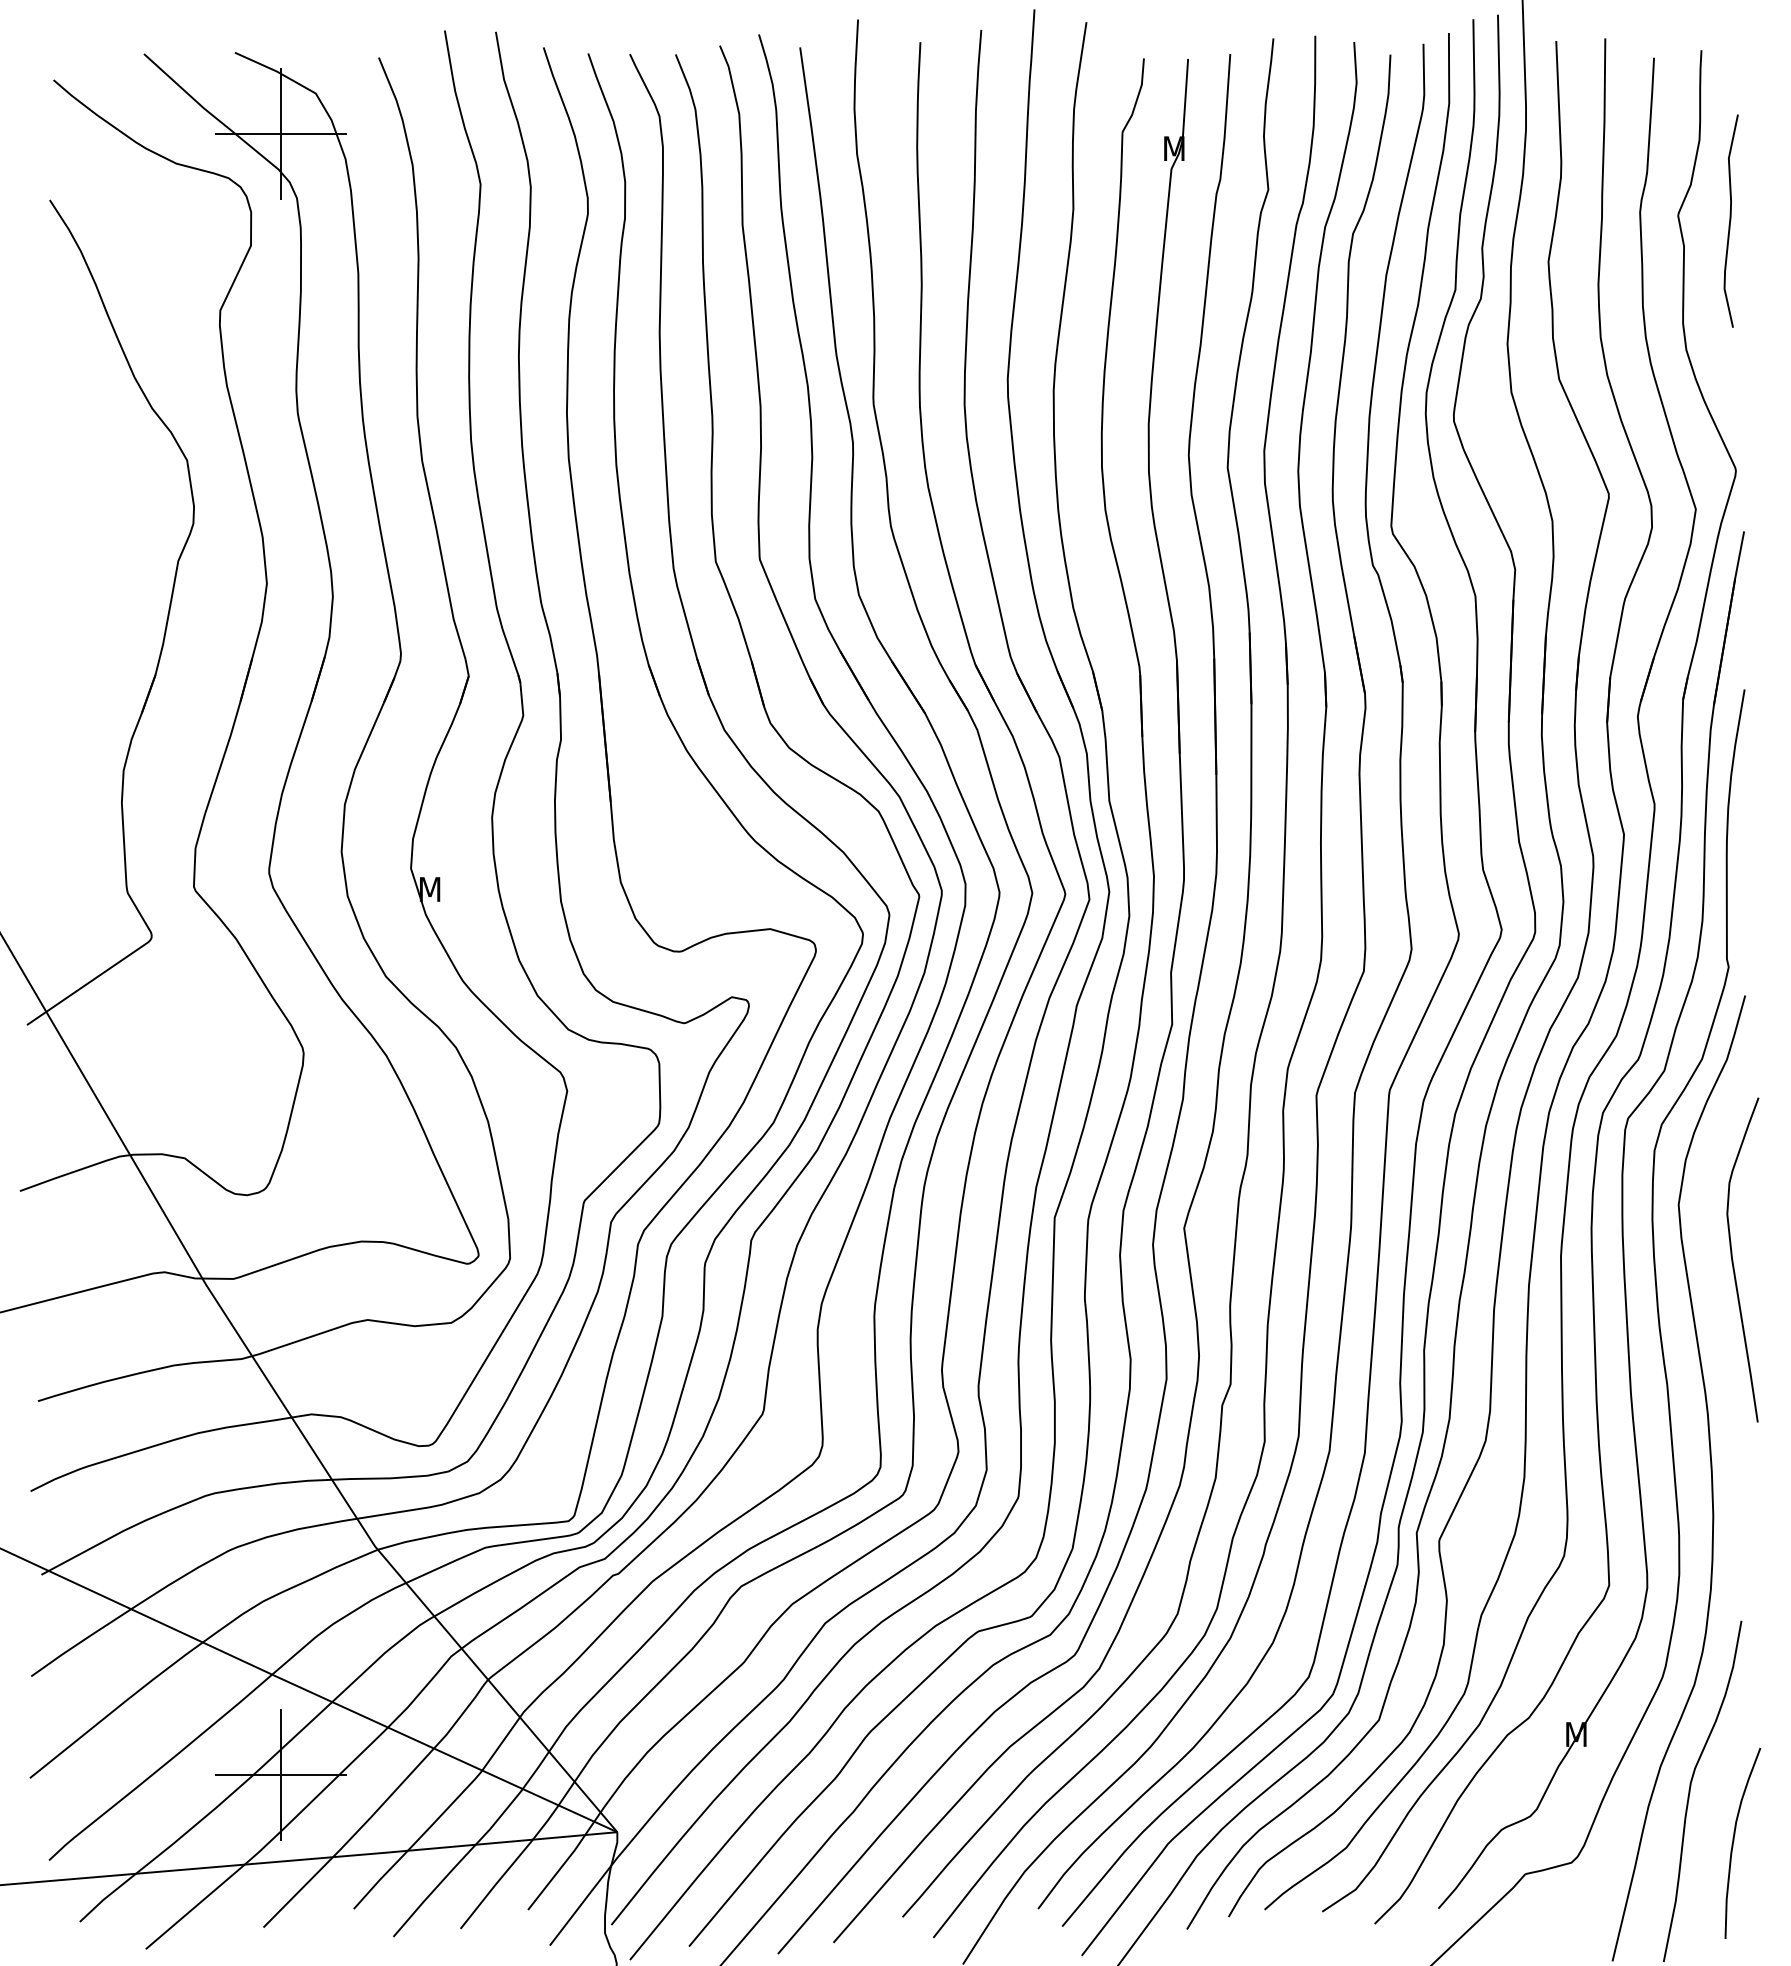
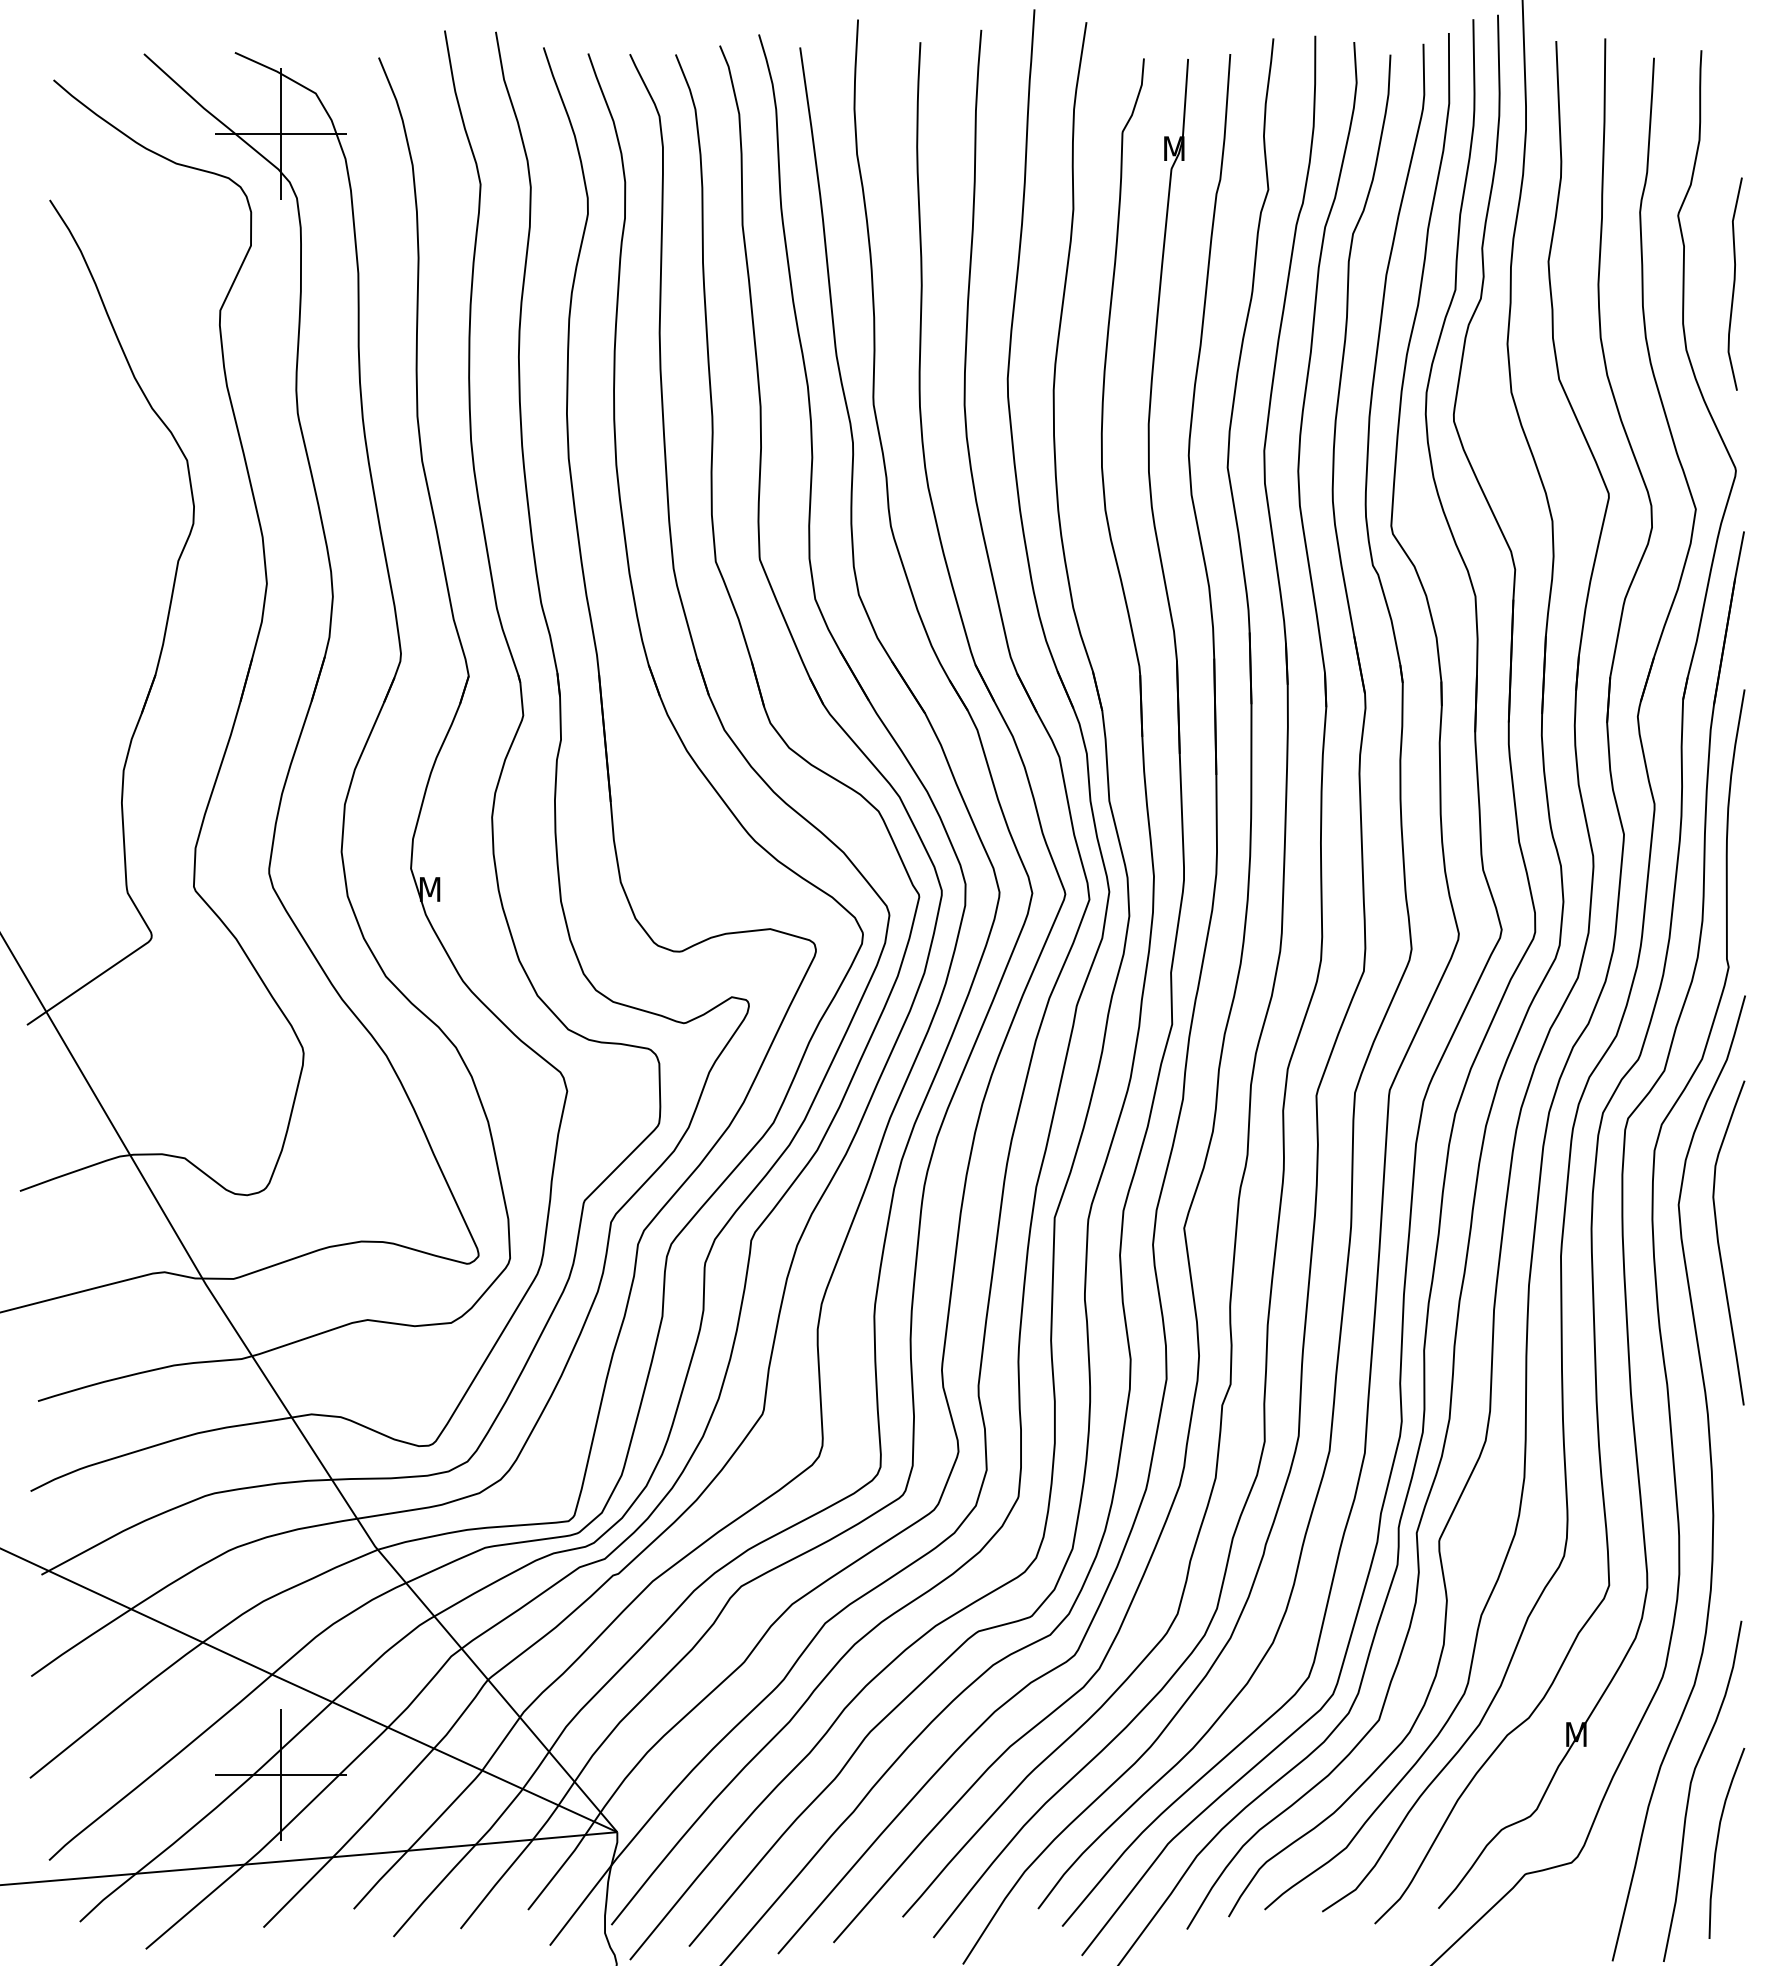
curve position: (1730, 220) -> (1734, 283) (1734, 283)
curve position: (1733, 1259) -> (1719, 1242) (1719, 1242)
curve position: (1734, 1841) -> (1718, 1841) (1718, 1841)
